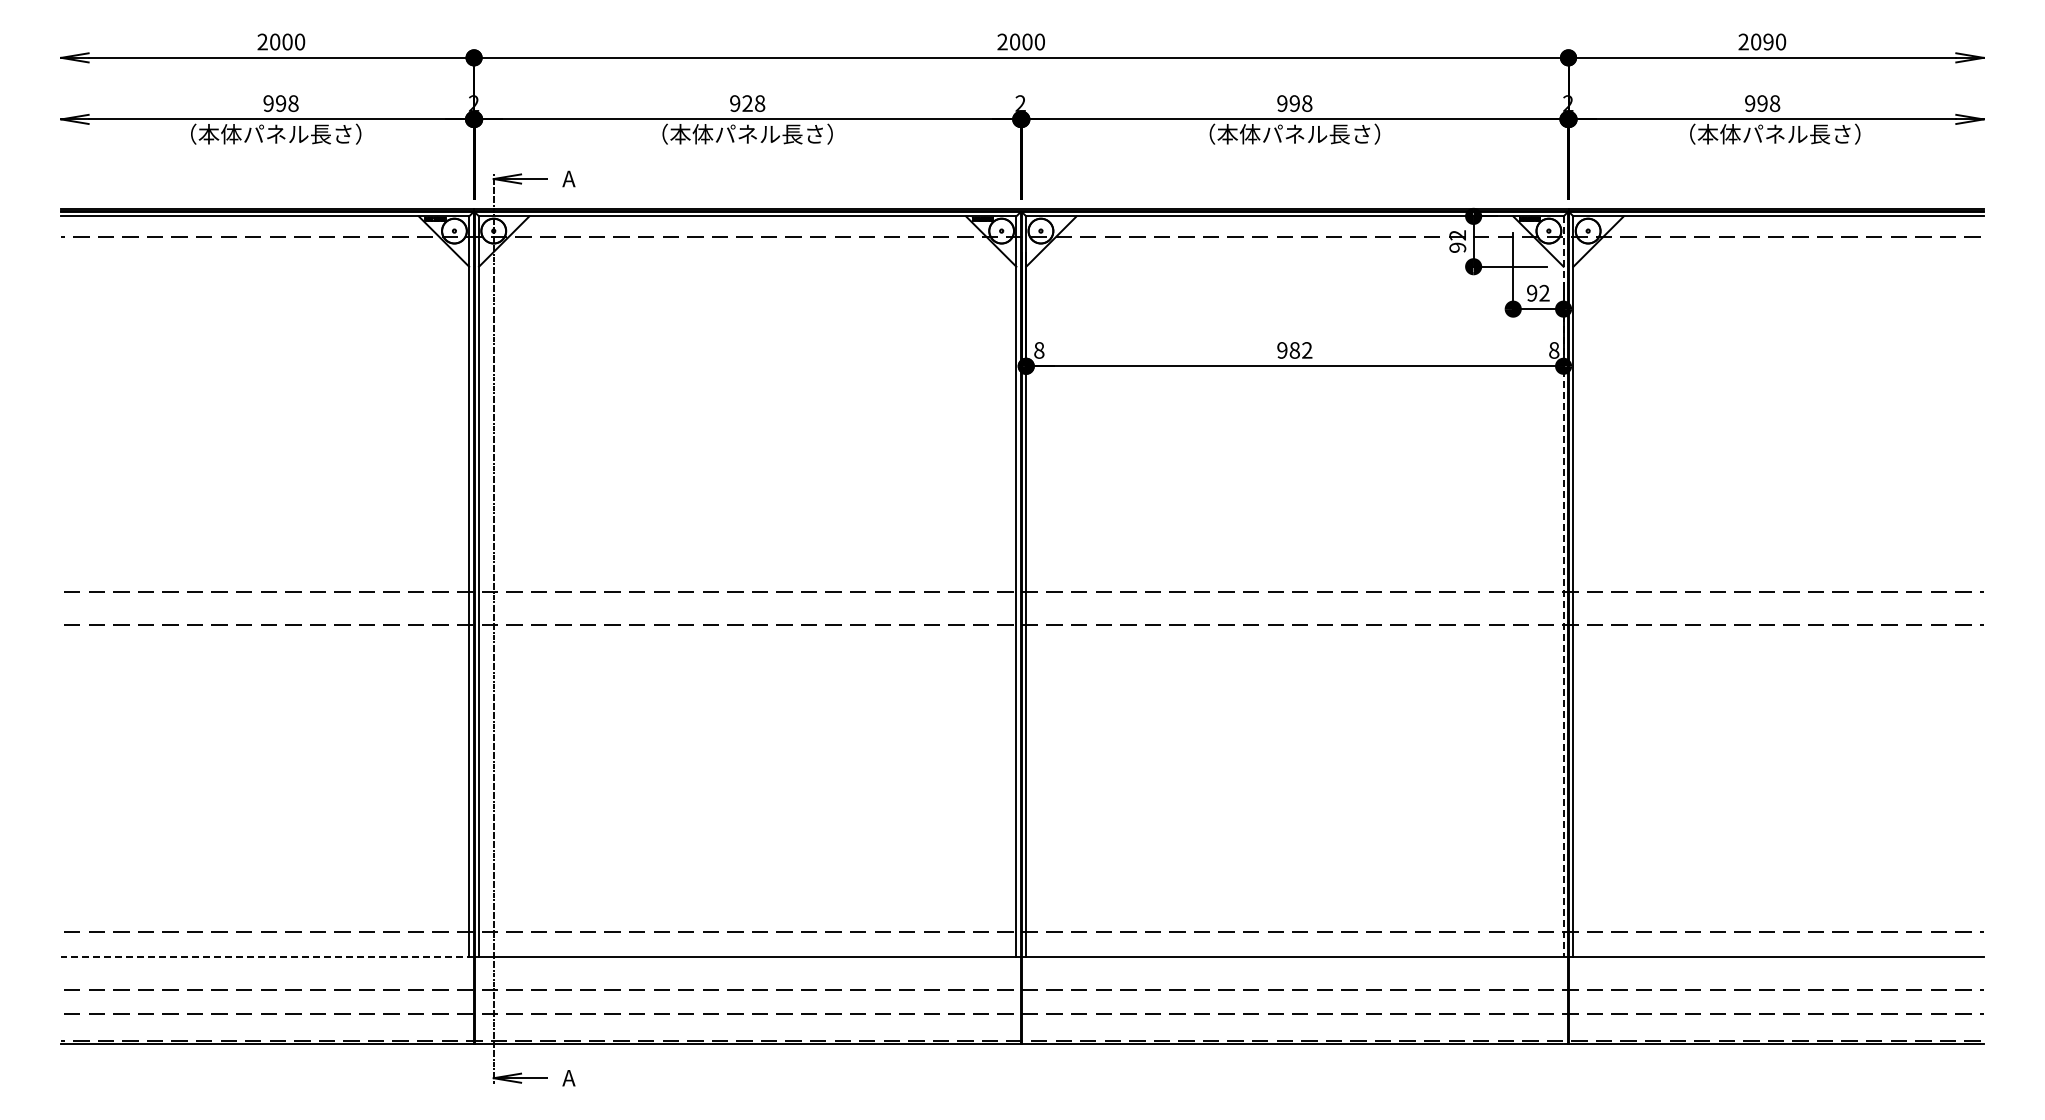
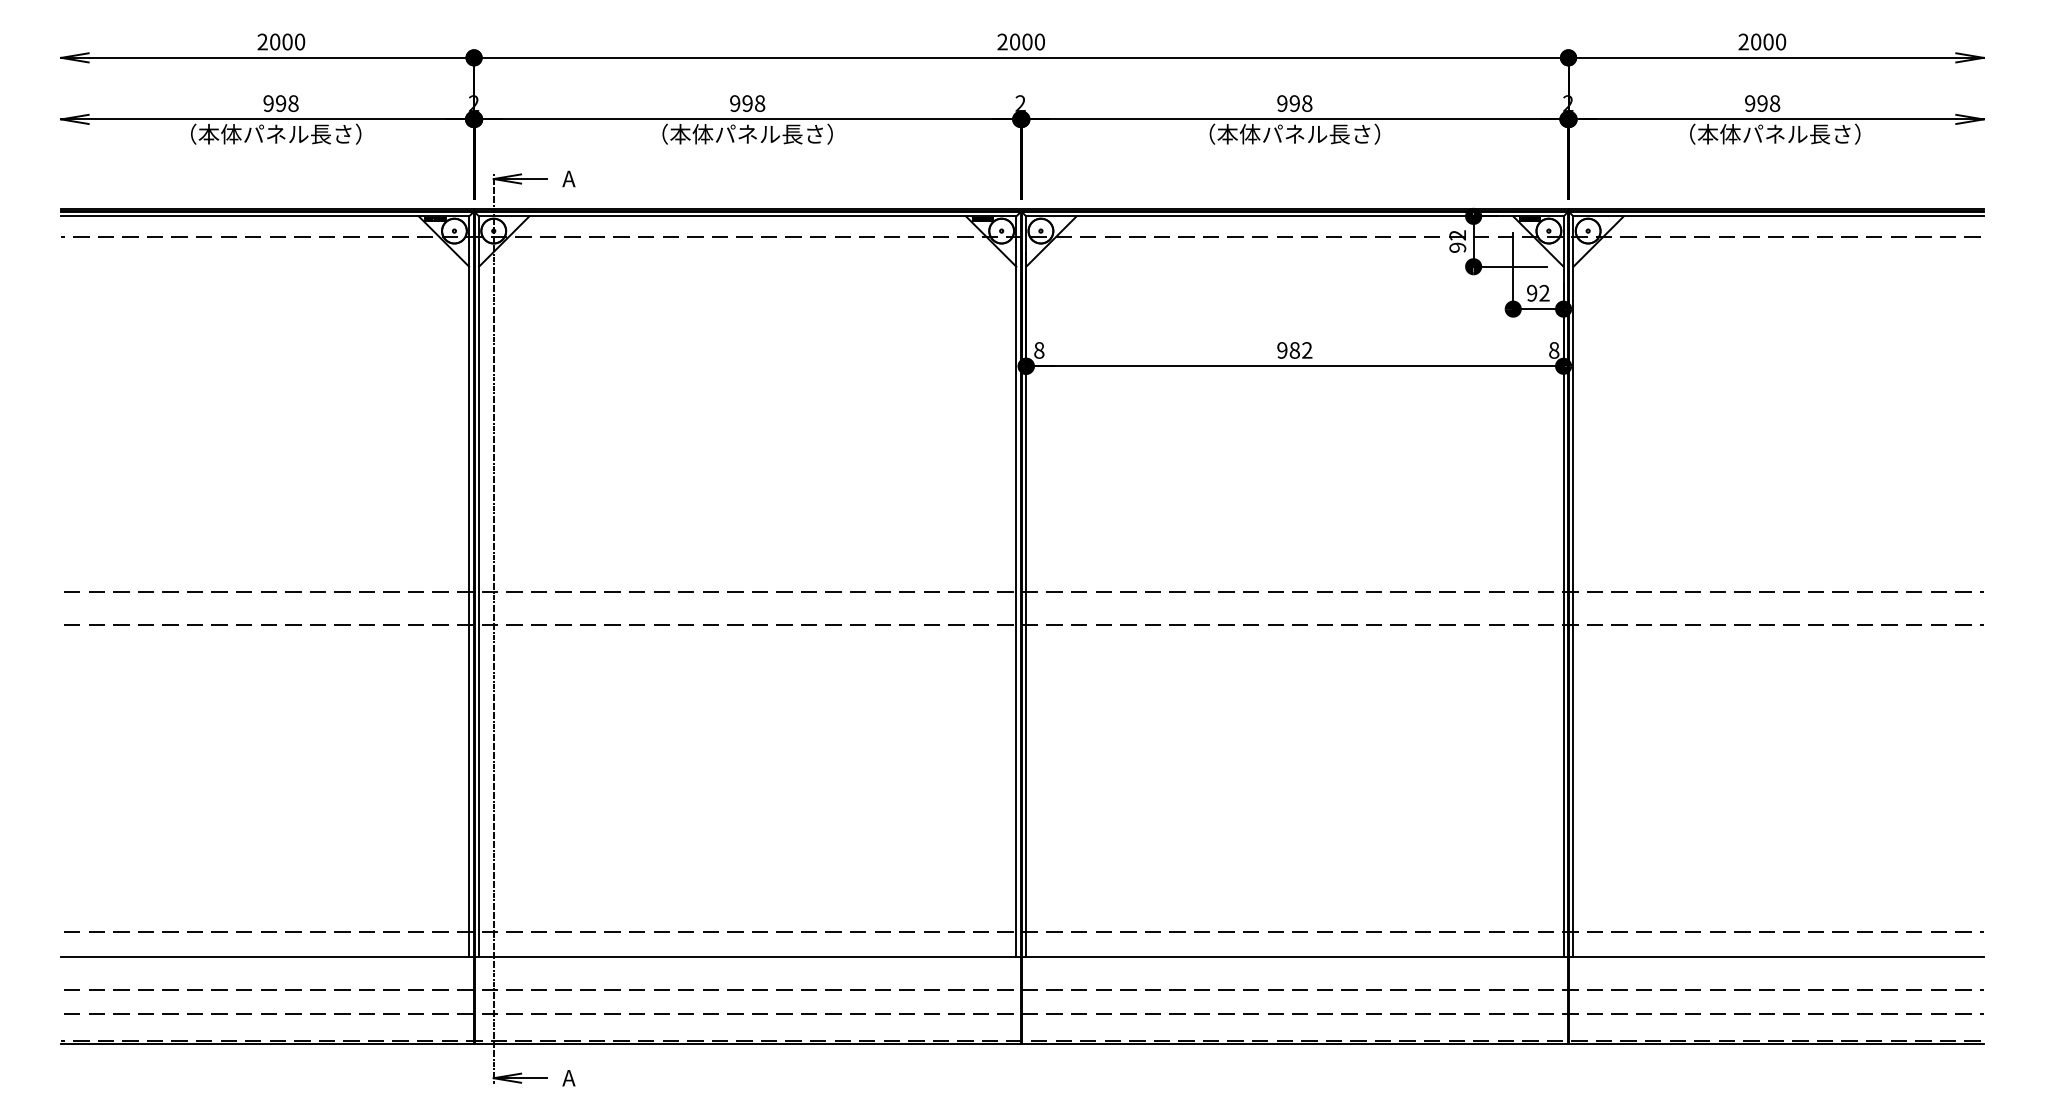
text: 2090 -> 2000 (1768, 41)
text: 928 -> 998 (747, 103)
line: dashed -> solid (1563, 587)
line: dashed -> solid (266, 957)
